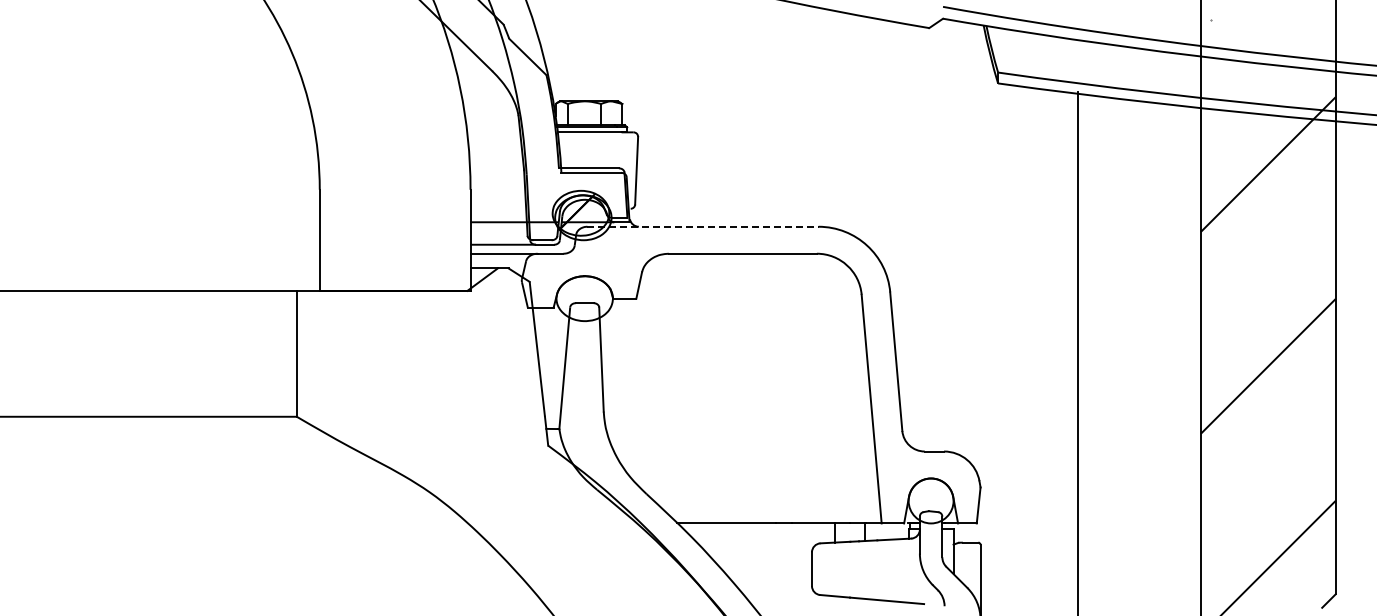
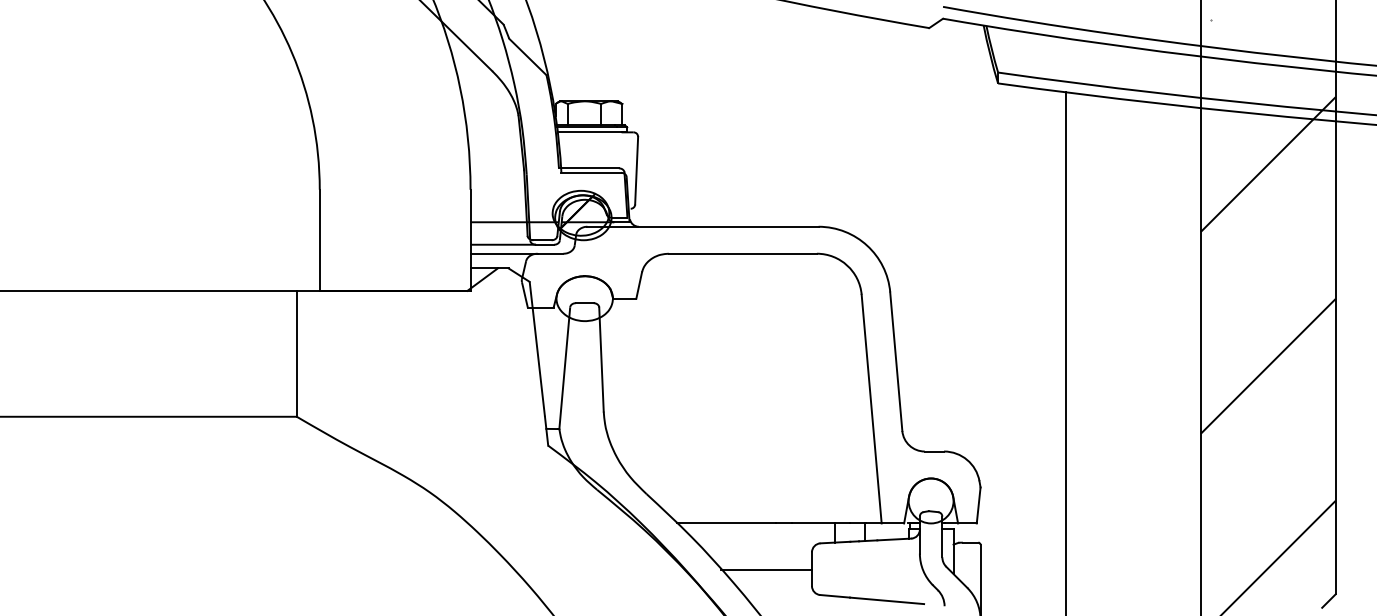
line: dashed -> solid (703, 226)
line position: (1077, 352) -> (1065, 352) (1065, 352)
line: none -> present (766, 569)
